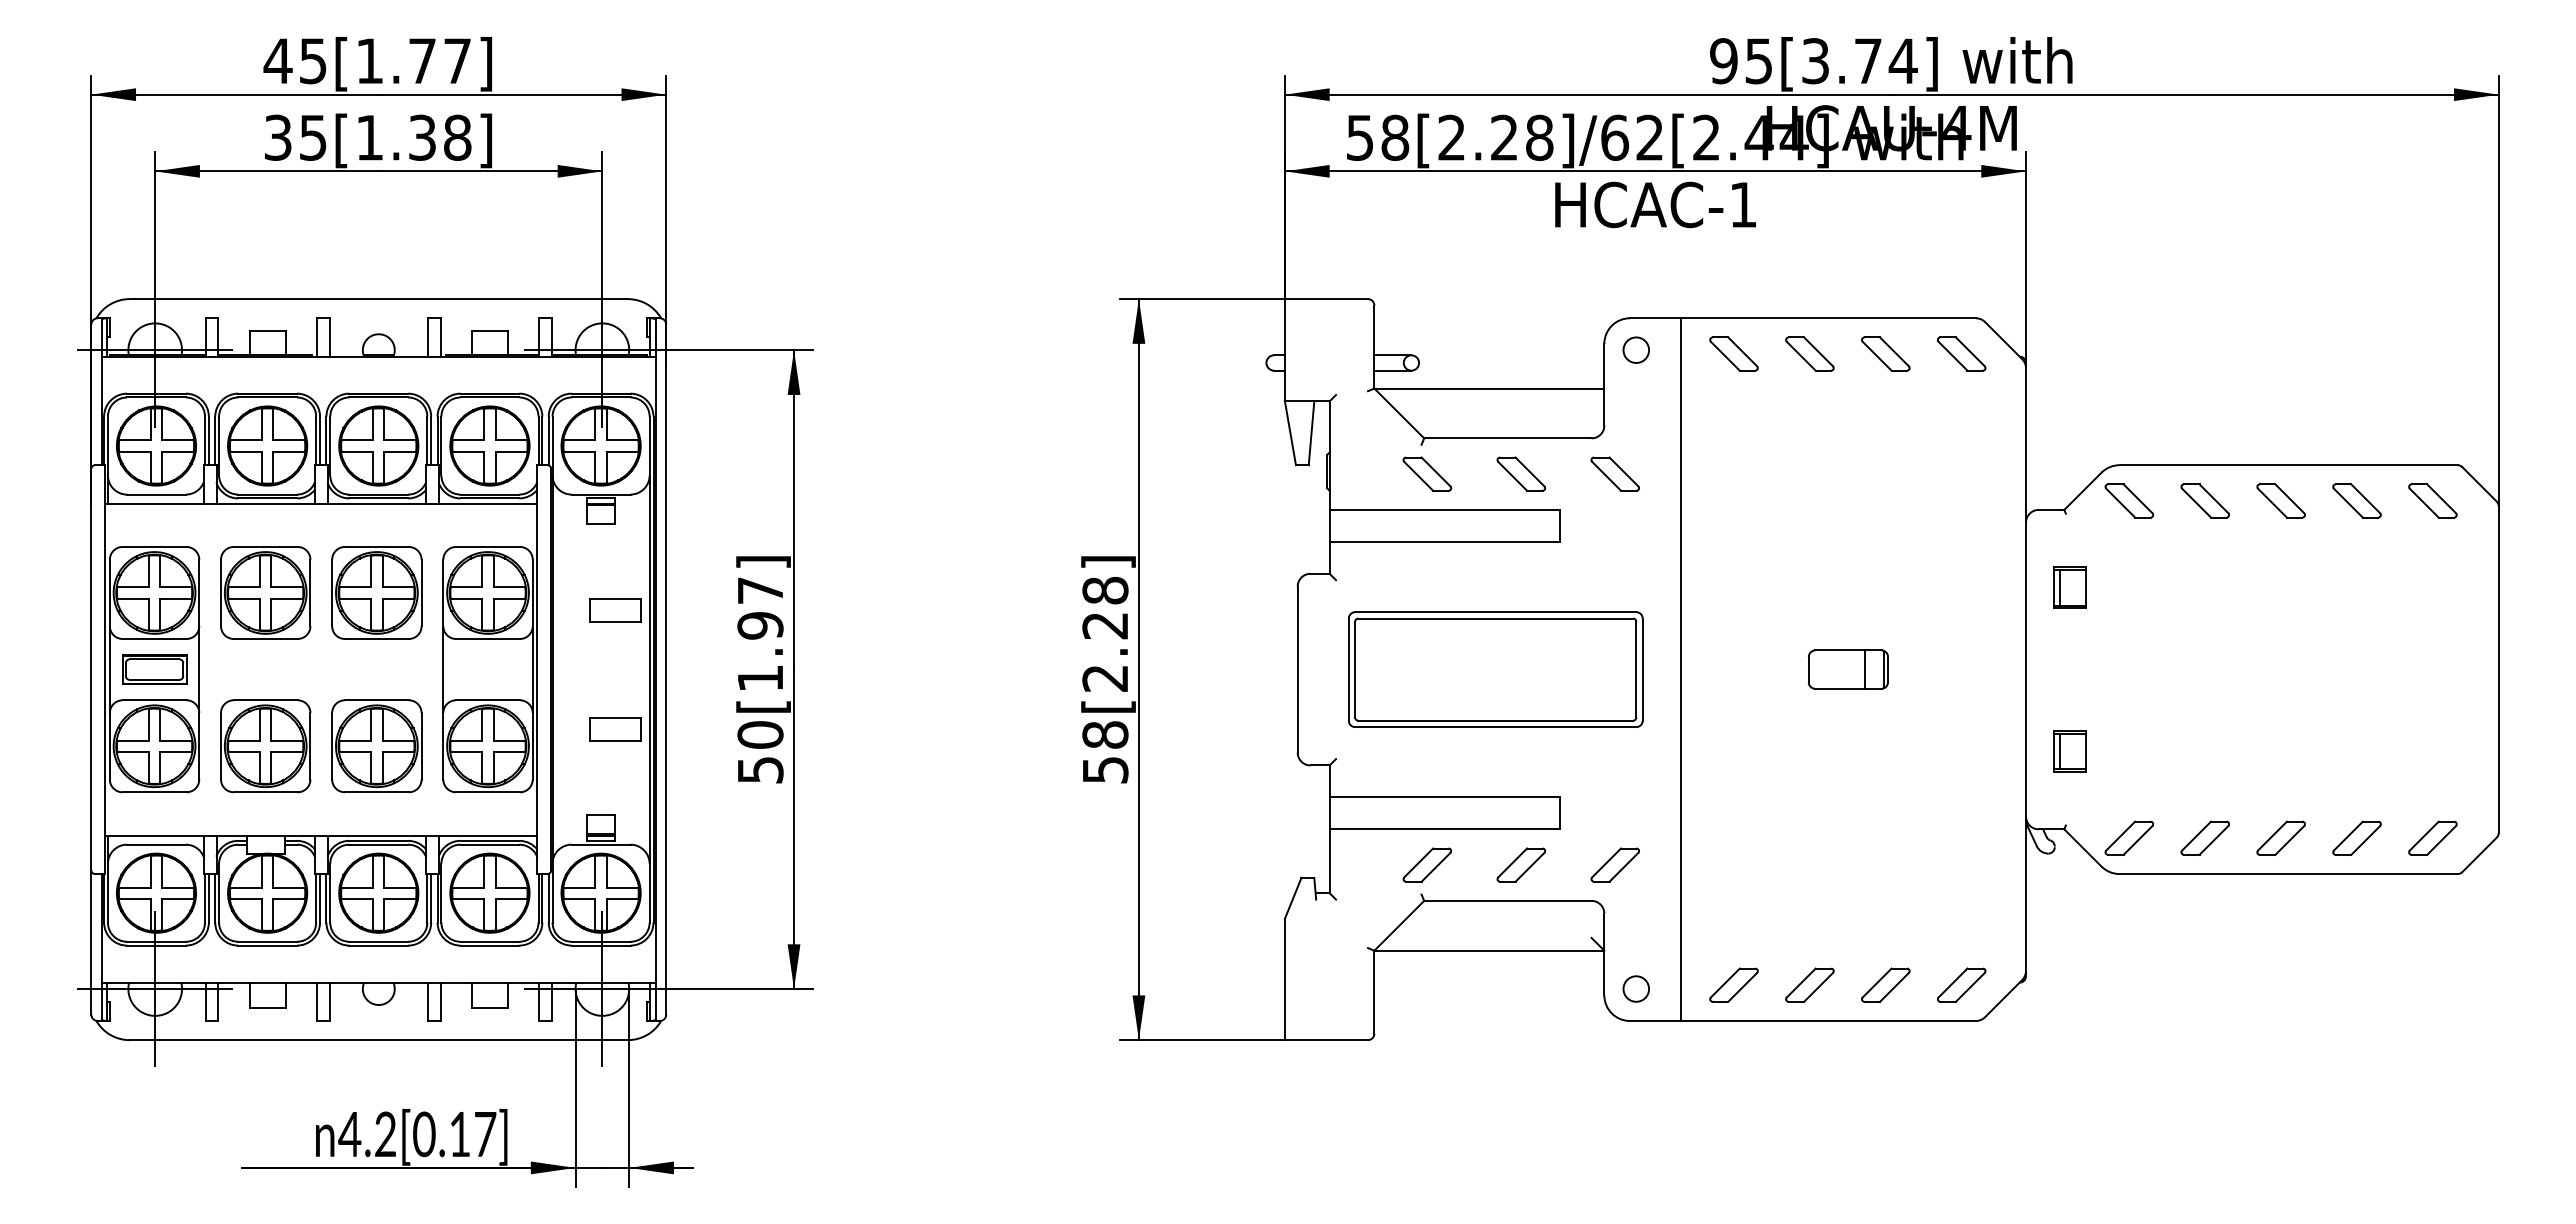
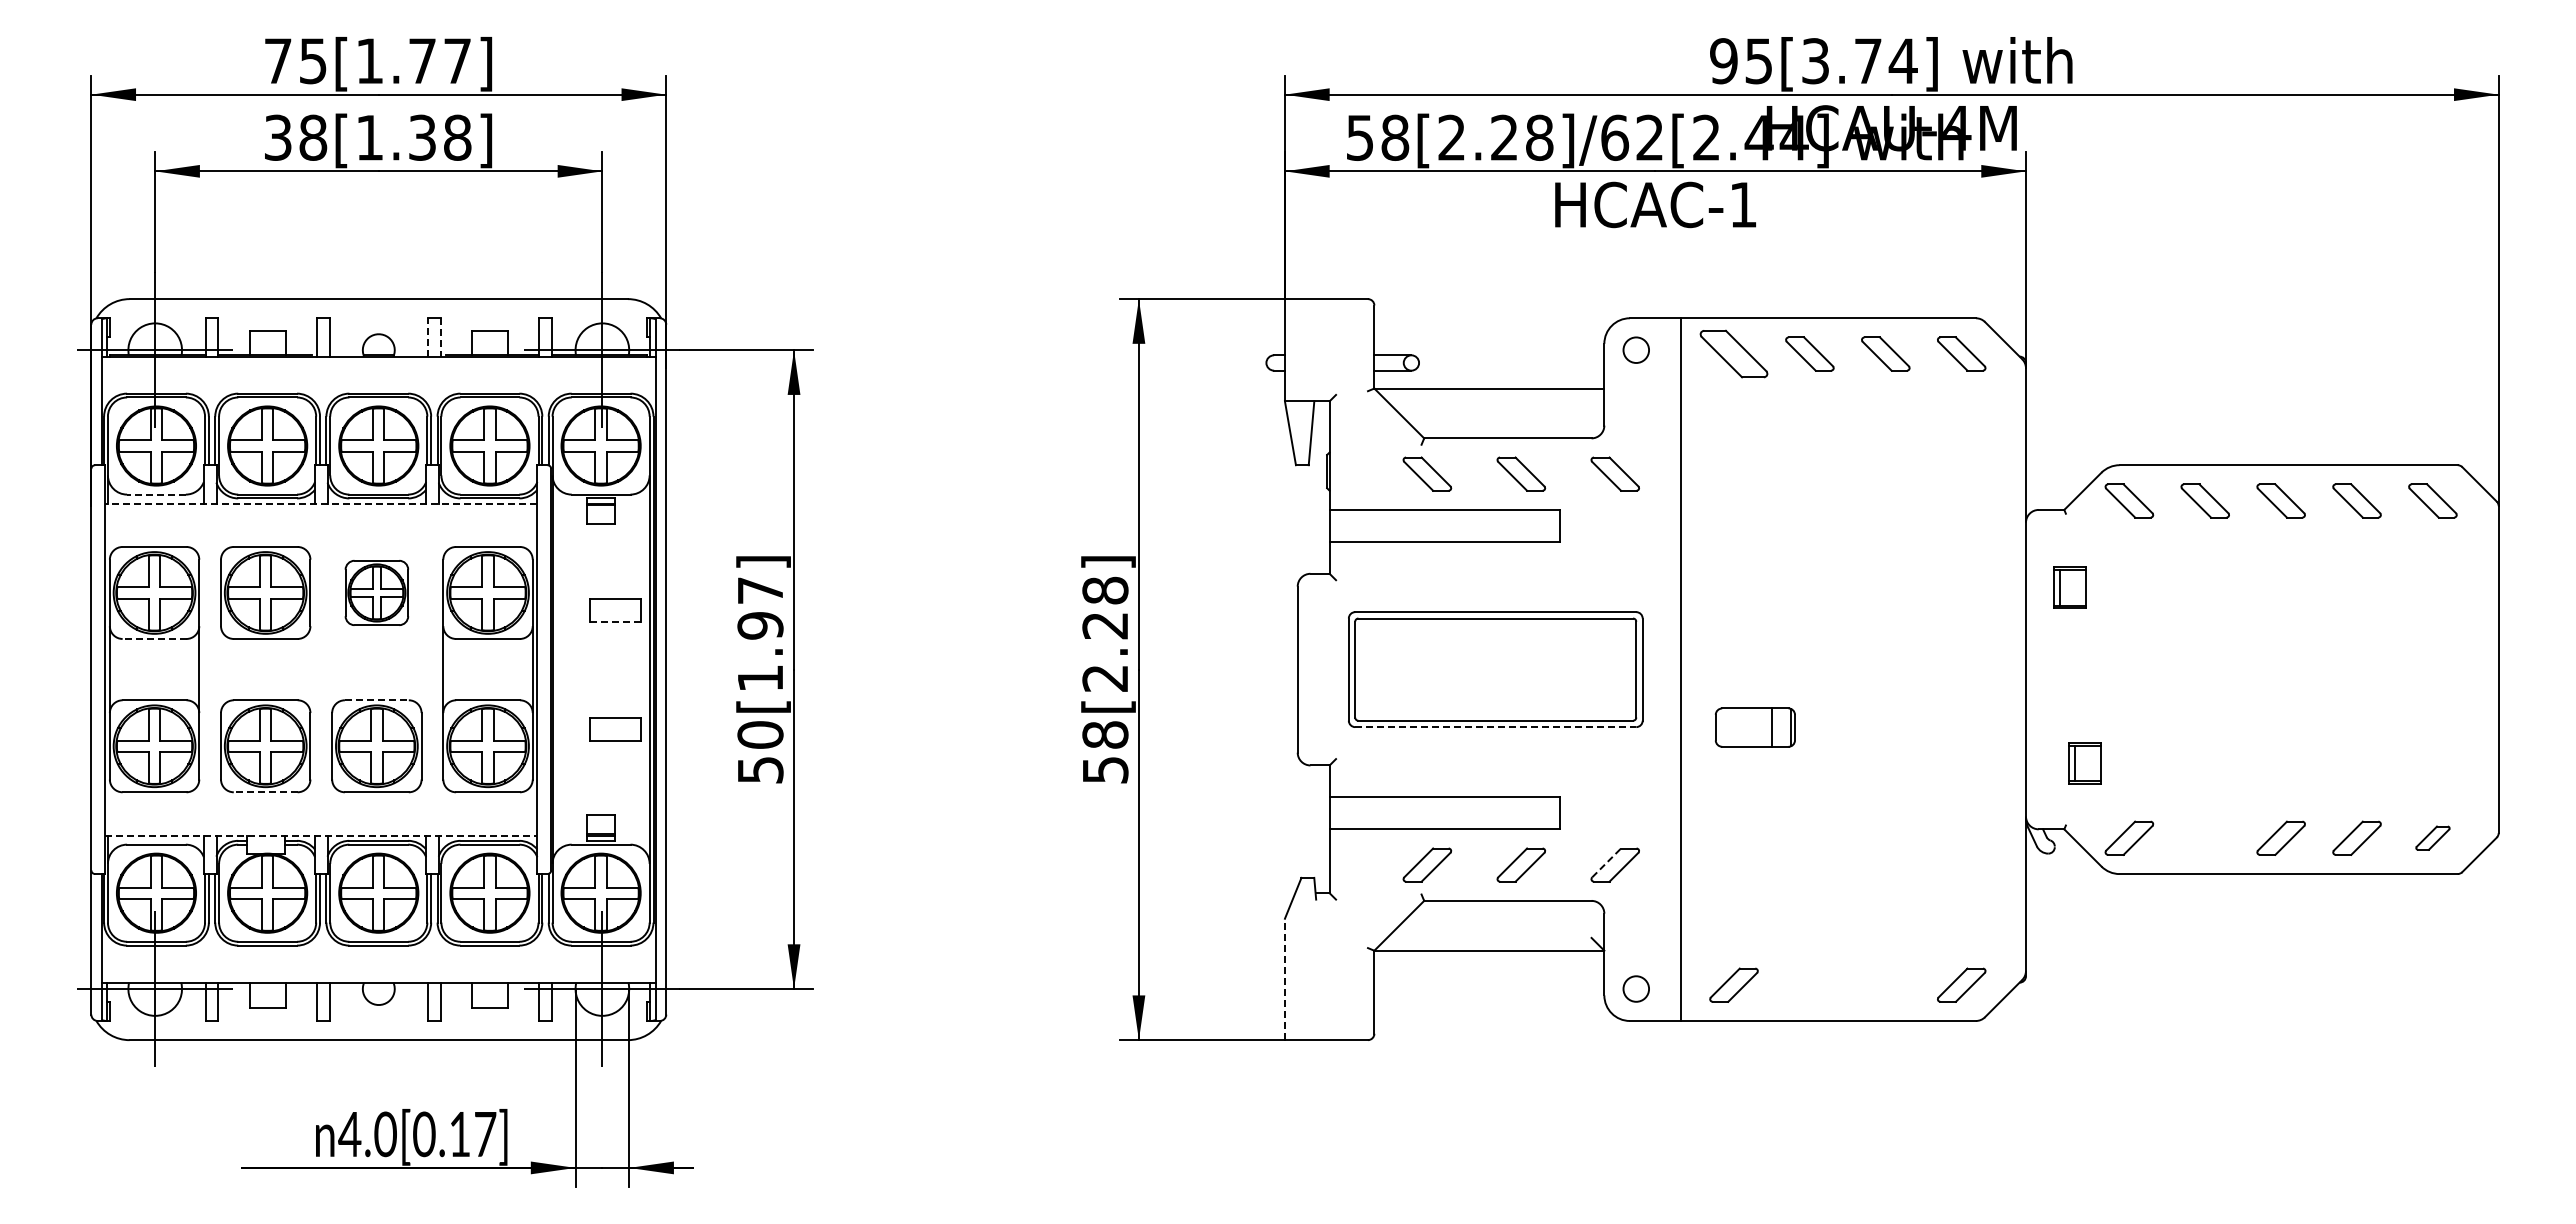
text: 45[1.77] -> 75[1.77] (277, 60)
text: 35[1.38] -> 38[1.38] (313, 137)
line: solid -> dashed (427, 336)
line: solid -> dashed (440, 337)
part size: 50x36 px -> 70x50 px (1733, 353)
line: solid -> dashed (155, 494)
line: solid -> dashed (321, 503)
part size: 92x94 px -> 65x66 px (376, 592)
line: solid -> dashed (615, 621)
line: solid -> dashed (154, 638)
part: present -> none (154, 669)
part position: (1848, 669) -> (1755, 727) (1755, 727)
line: solid -> dashed (376, 700)
line: solid -> dashed (1495, 727)
part position: (2069, 751) -> (2084, 763) (2084, 763)
line: solid -> dashed (265, 792)
line: solid -> dashed (321, 835)
part: present -> none (2204, 837)
part size: 50x36 px -> 36x26 px (2432, 837)
line: solid -> dashed (1606, 862)
line: solid -> dashed (1284, 979)
part: present -> none (1809, 984)
part: present -> none (1885, 984)
text: 4.2[0.17] -> 4.0[0.17] (385, 1134)
